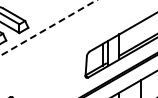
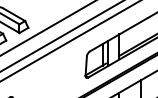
line: dashed -> solid (49, 27)
line: none -> present (61, 36)
line: none -> present (69, 41)
